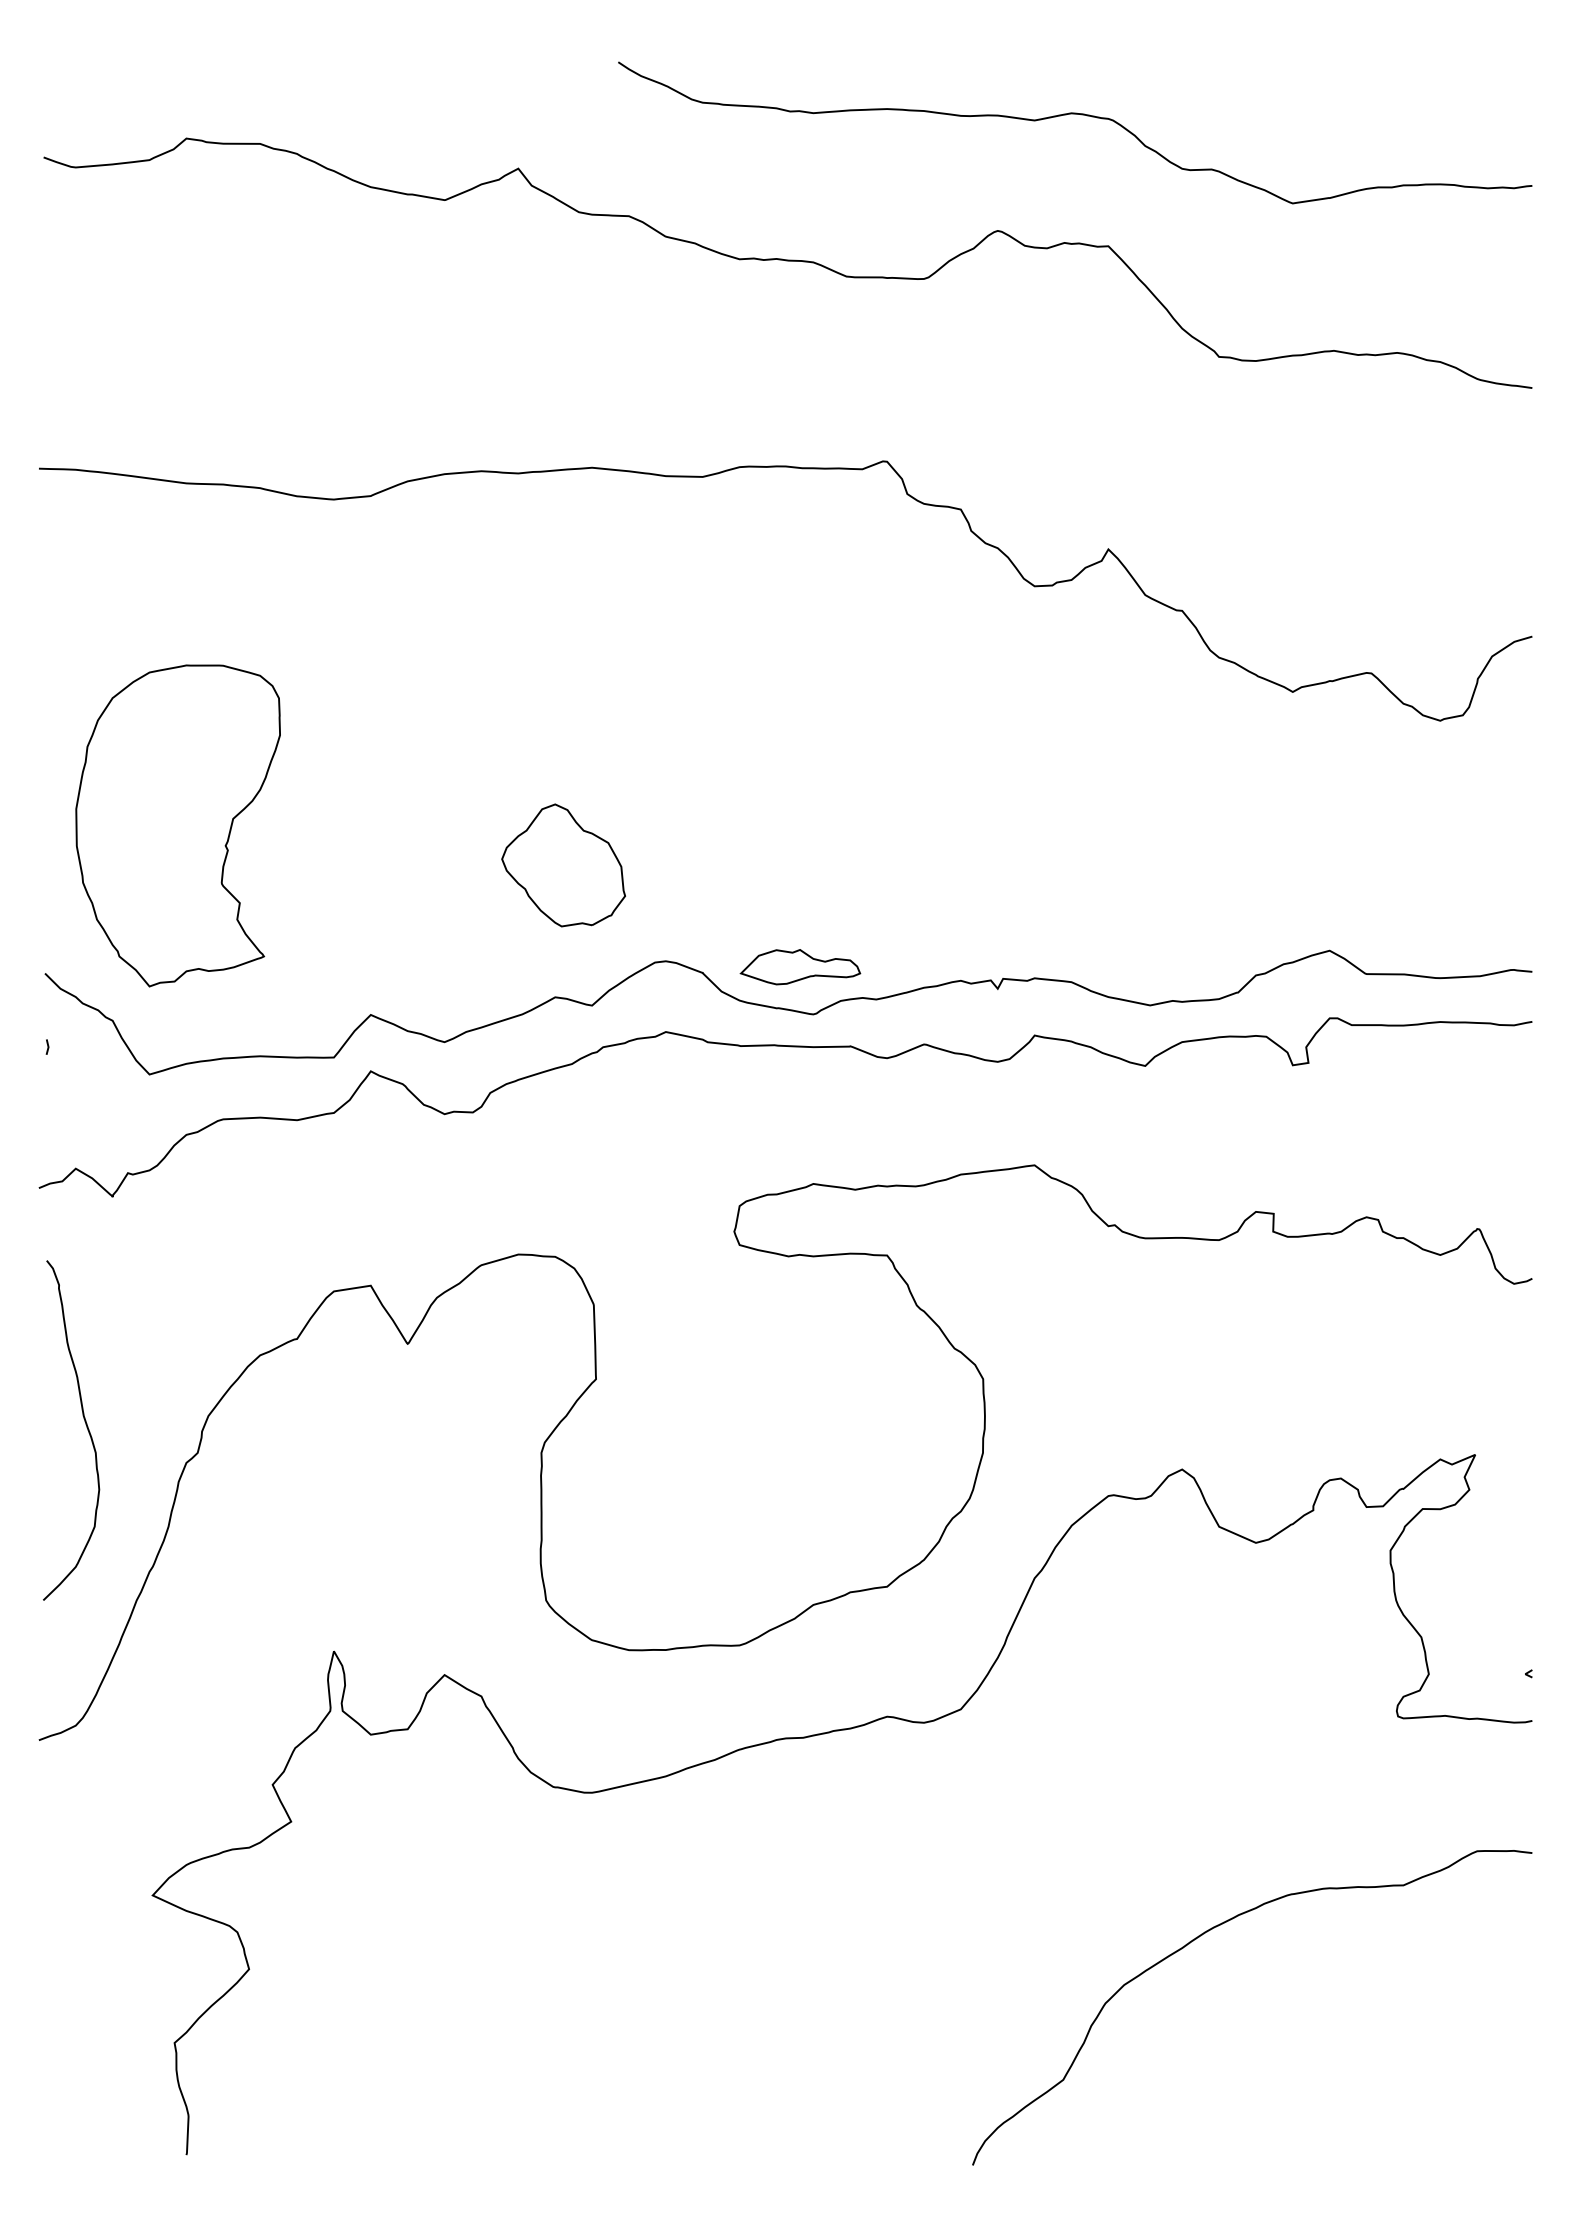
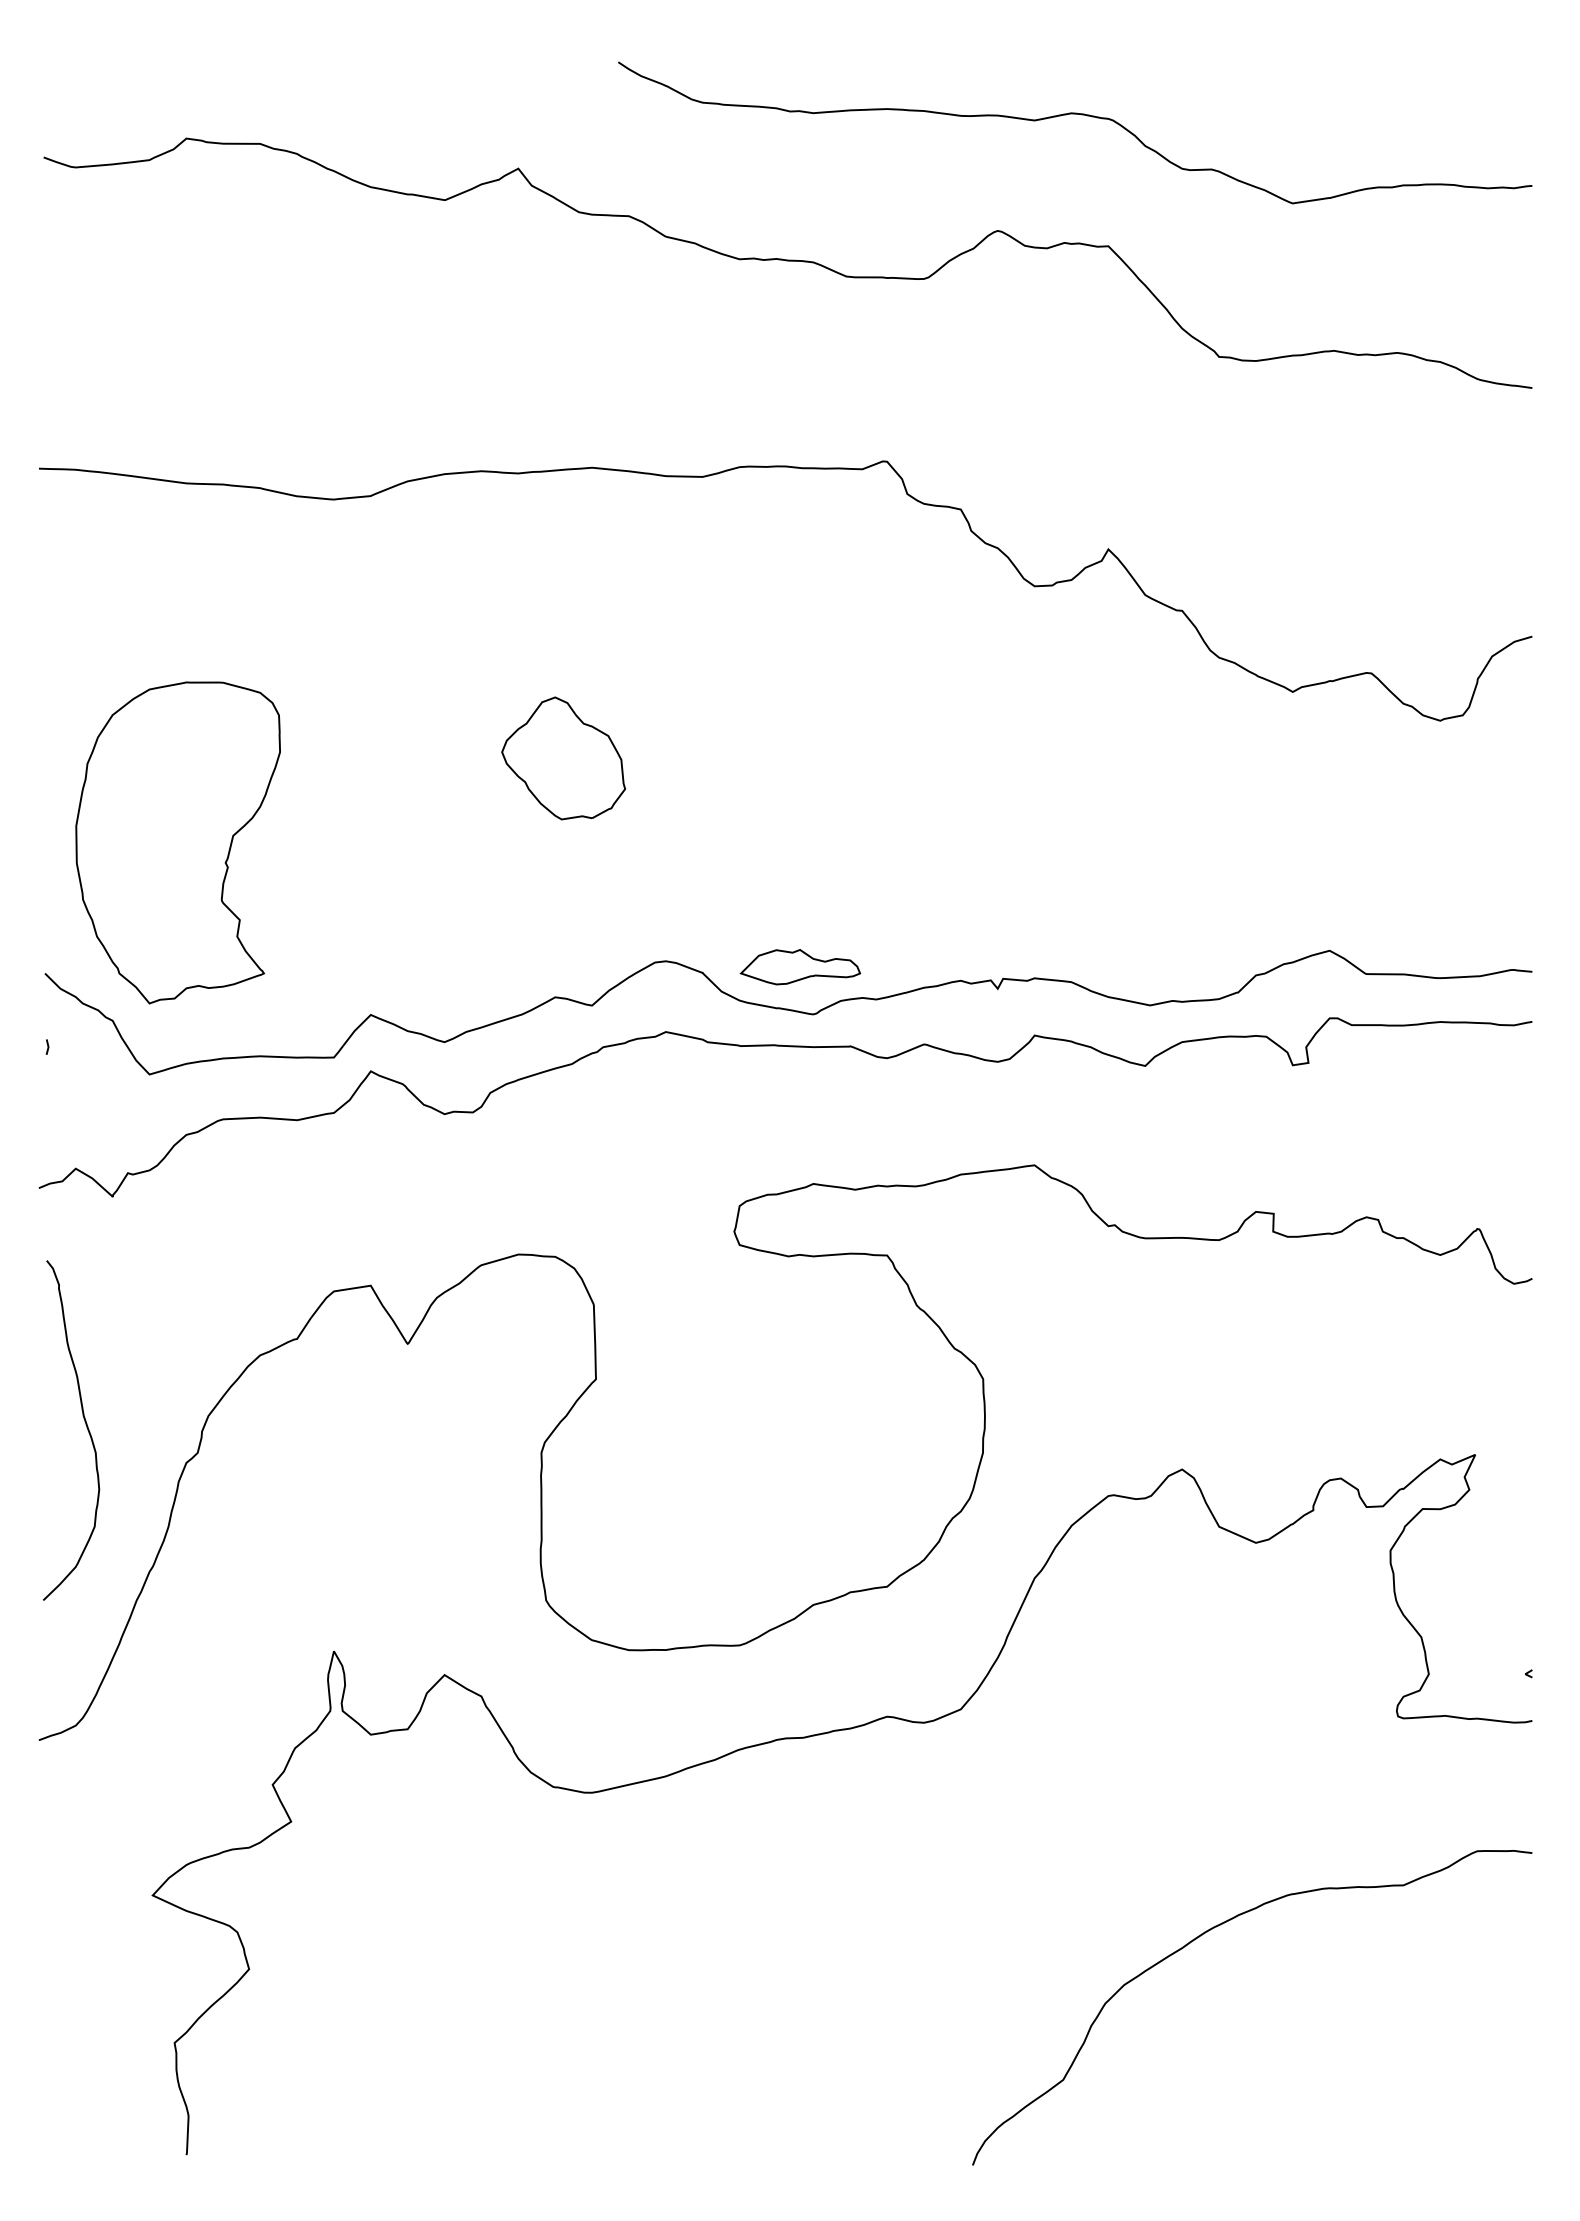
part position: (177, 825) -> (177, 842) (177, 842)
part position: (563, 865) -> (563, 758) (563, 758)
